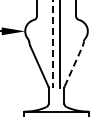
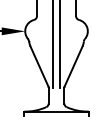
line: dashed -> solid (52, 44)
line: dashed -> solid (73, 66)
